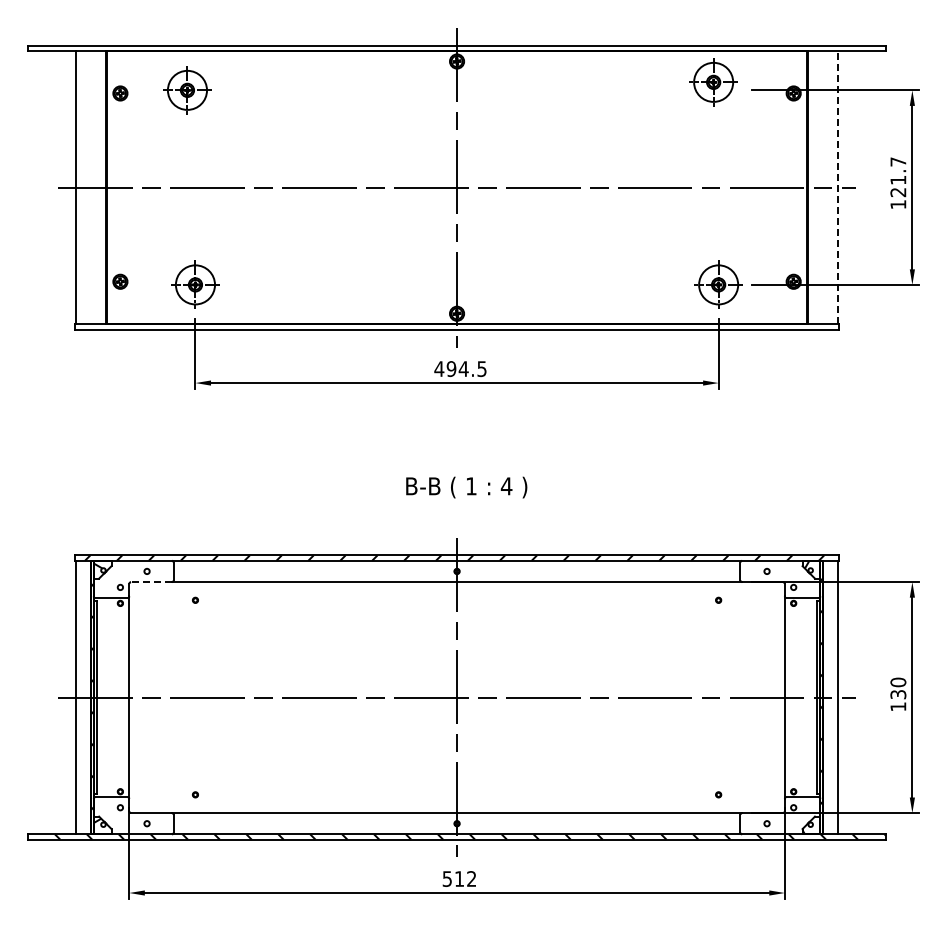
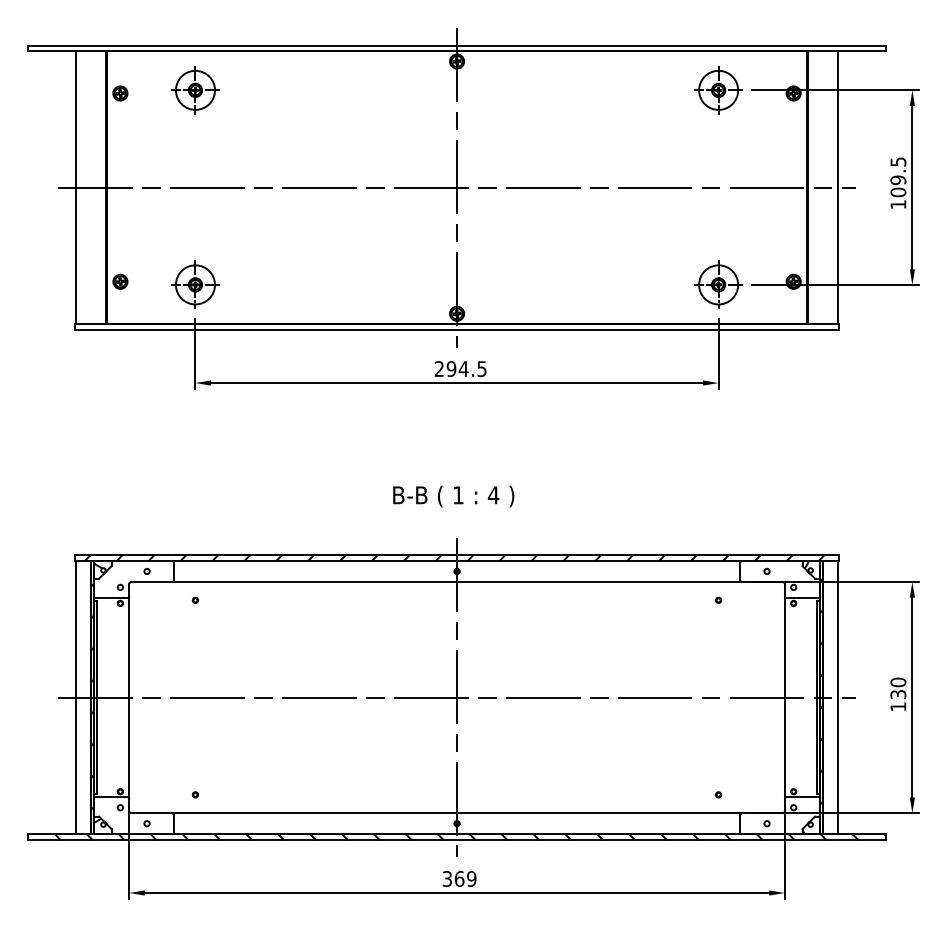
part position: (713, 82) -> (718, 90) (718, 90)
part position: (187, 90) -> (195, 90) (195, 90)
text: 121.7 -> 109.5 (898, 177)
line: dashed -> solid (838, 187)
text: 494.5 -> 294.5 (439, 368)
text position: (466, 487) -> (453, 496) (453, 496)
line: dashed -> solid (151, 582)
text: 512 -> 369 (459, 878)
